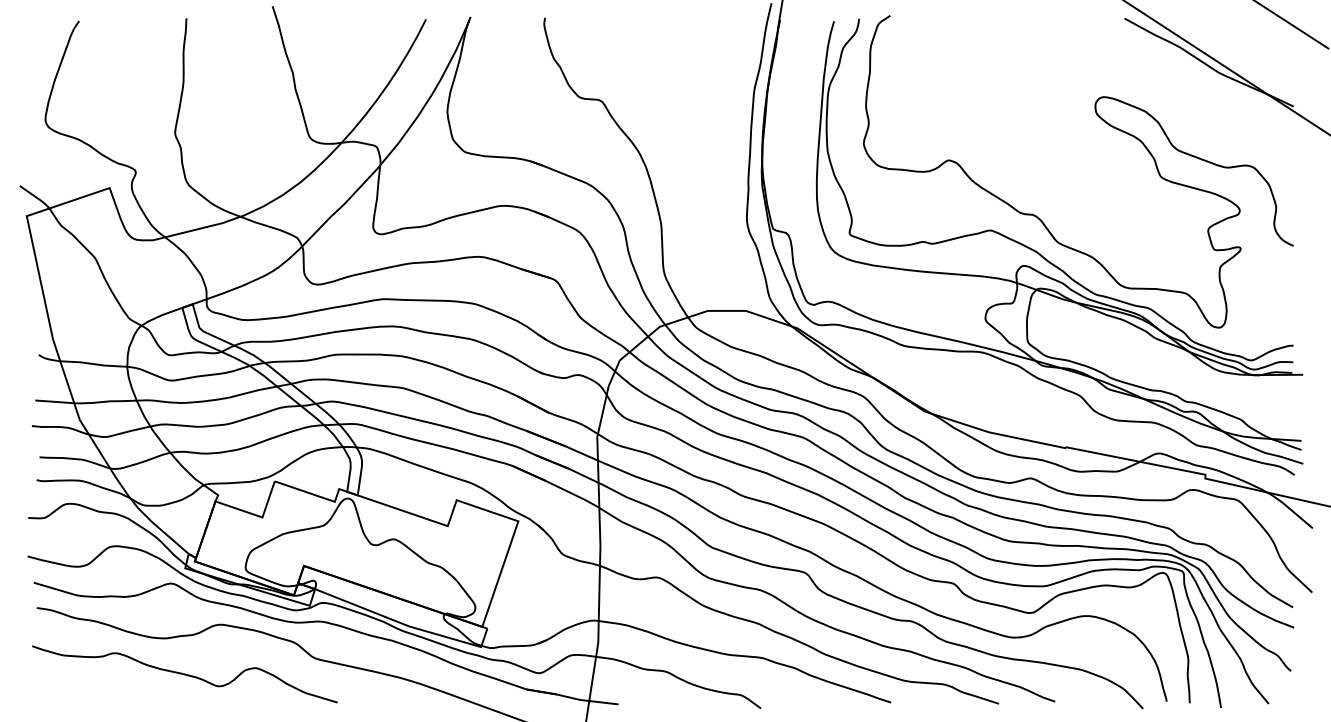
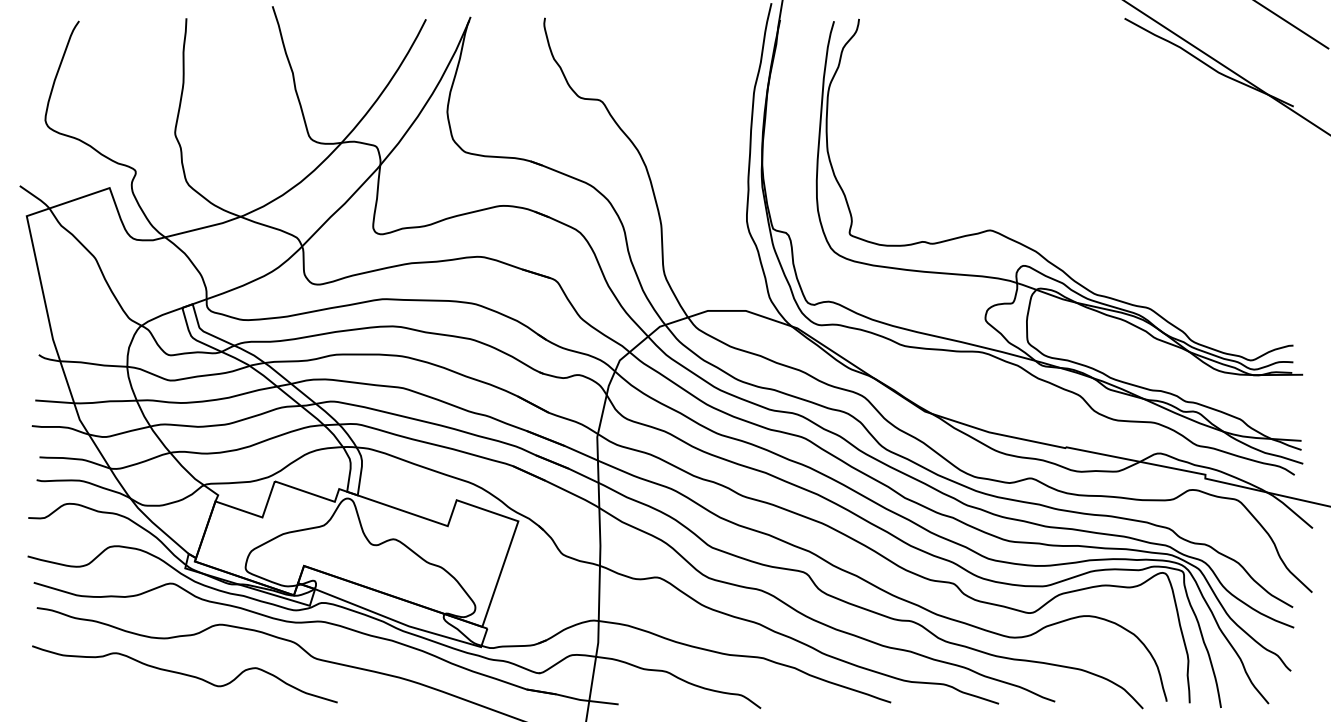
curve: present -> none (1108, 125)
